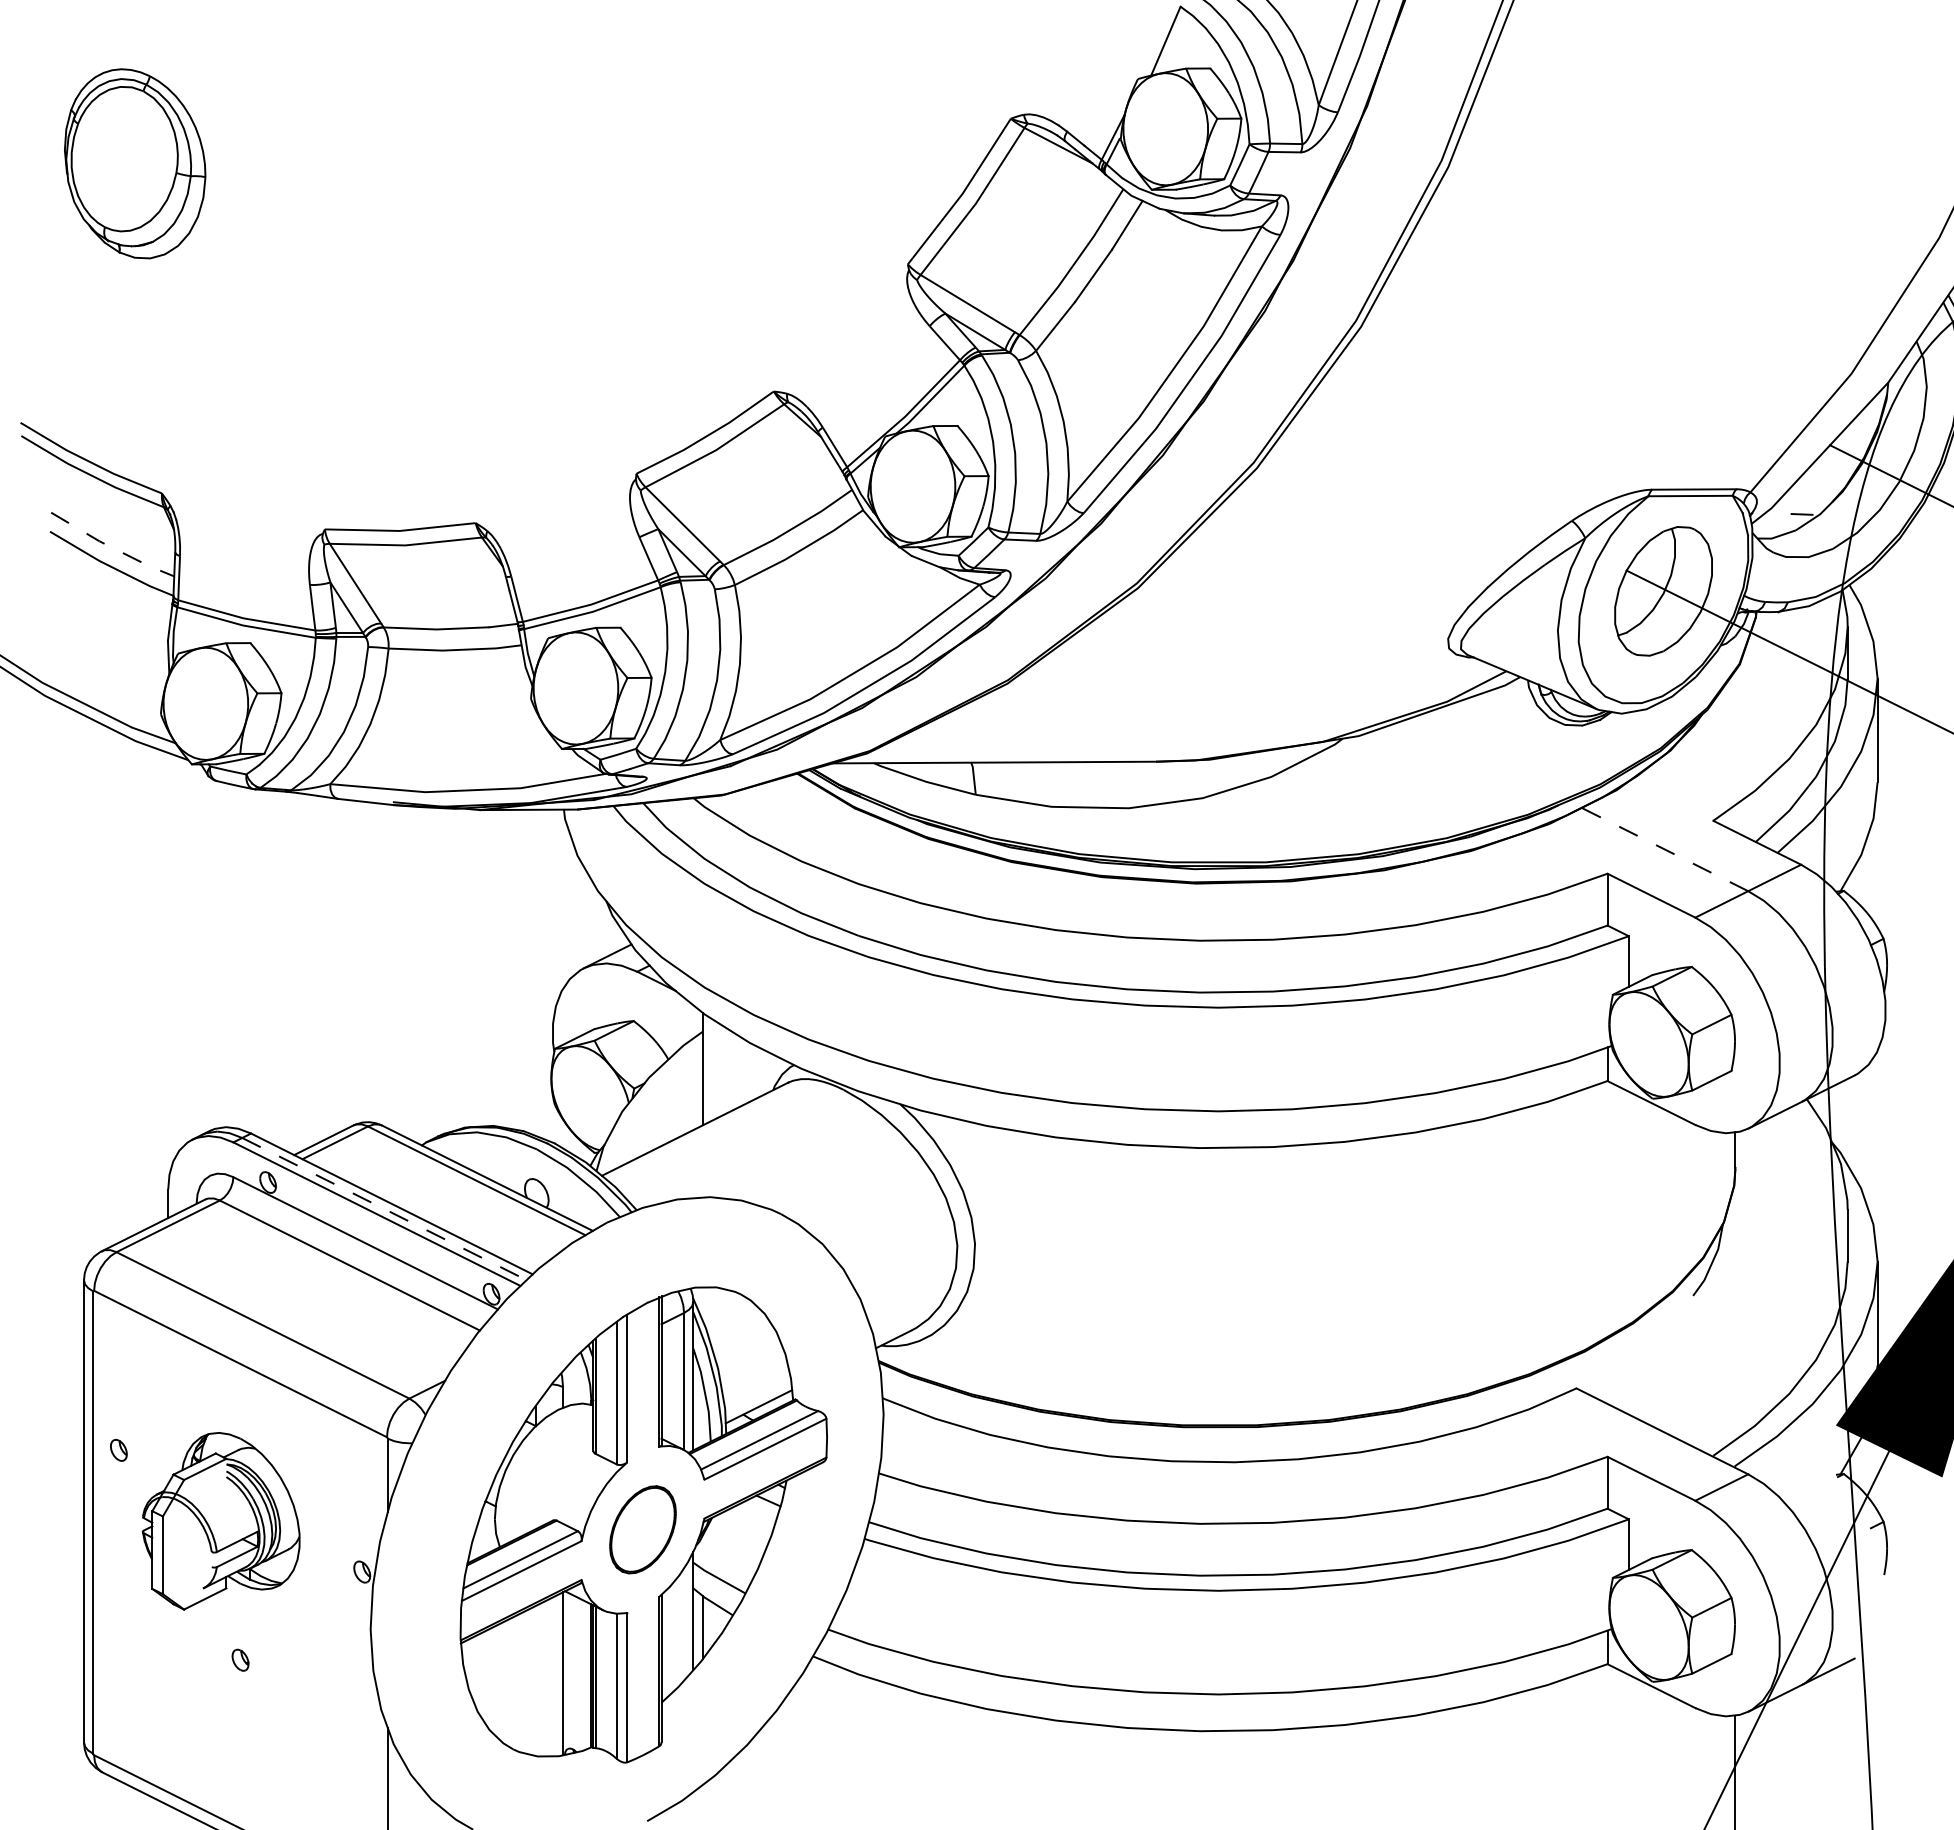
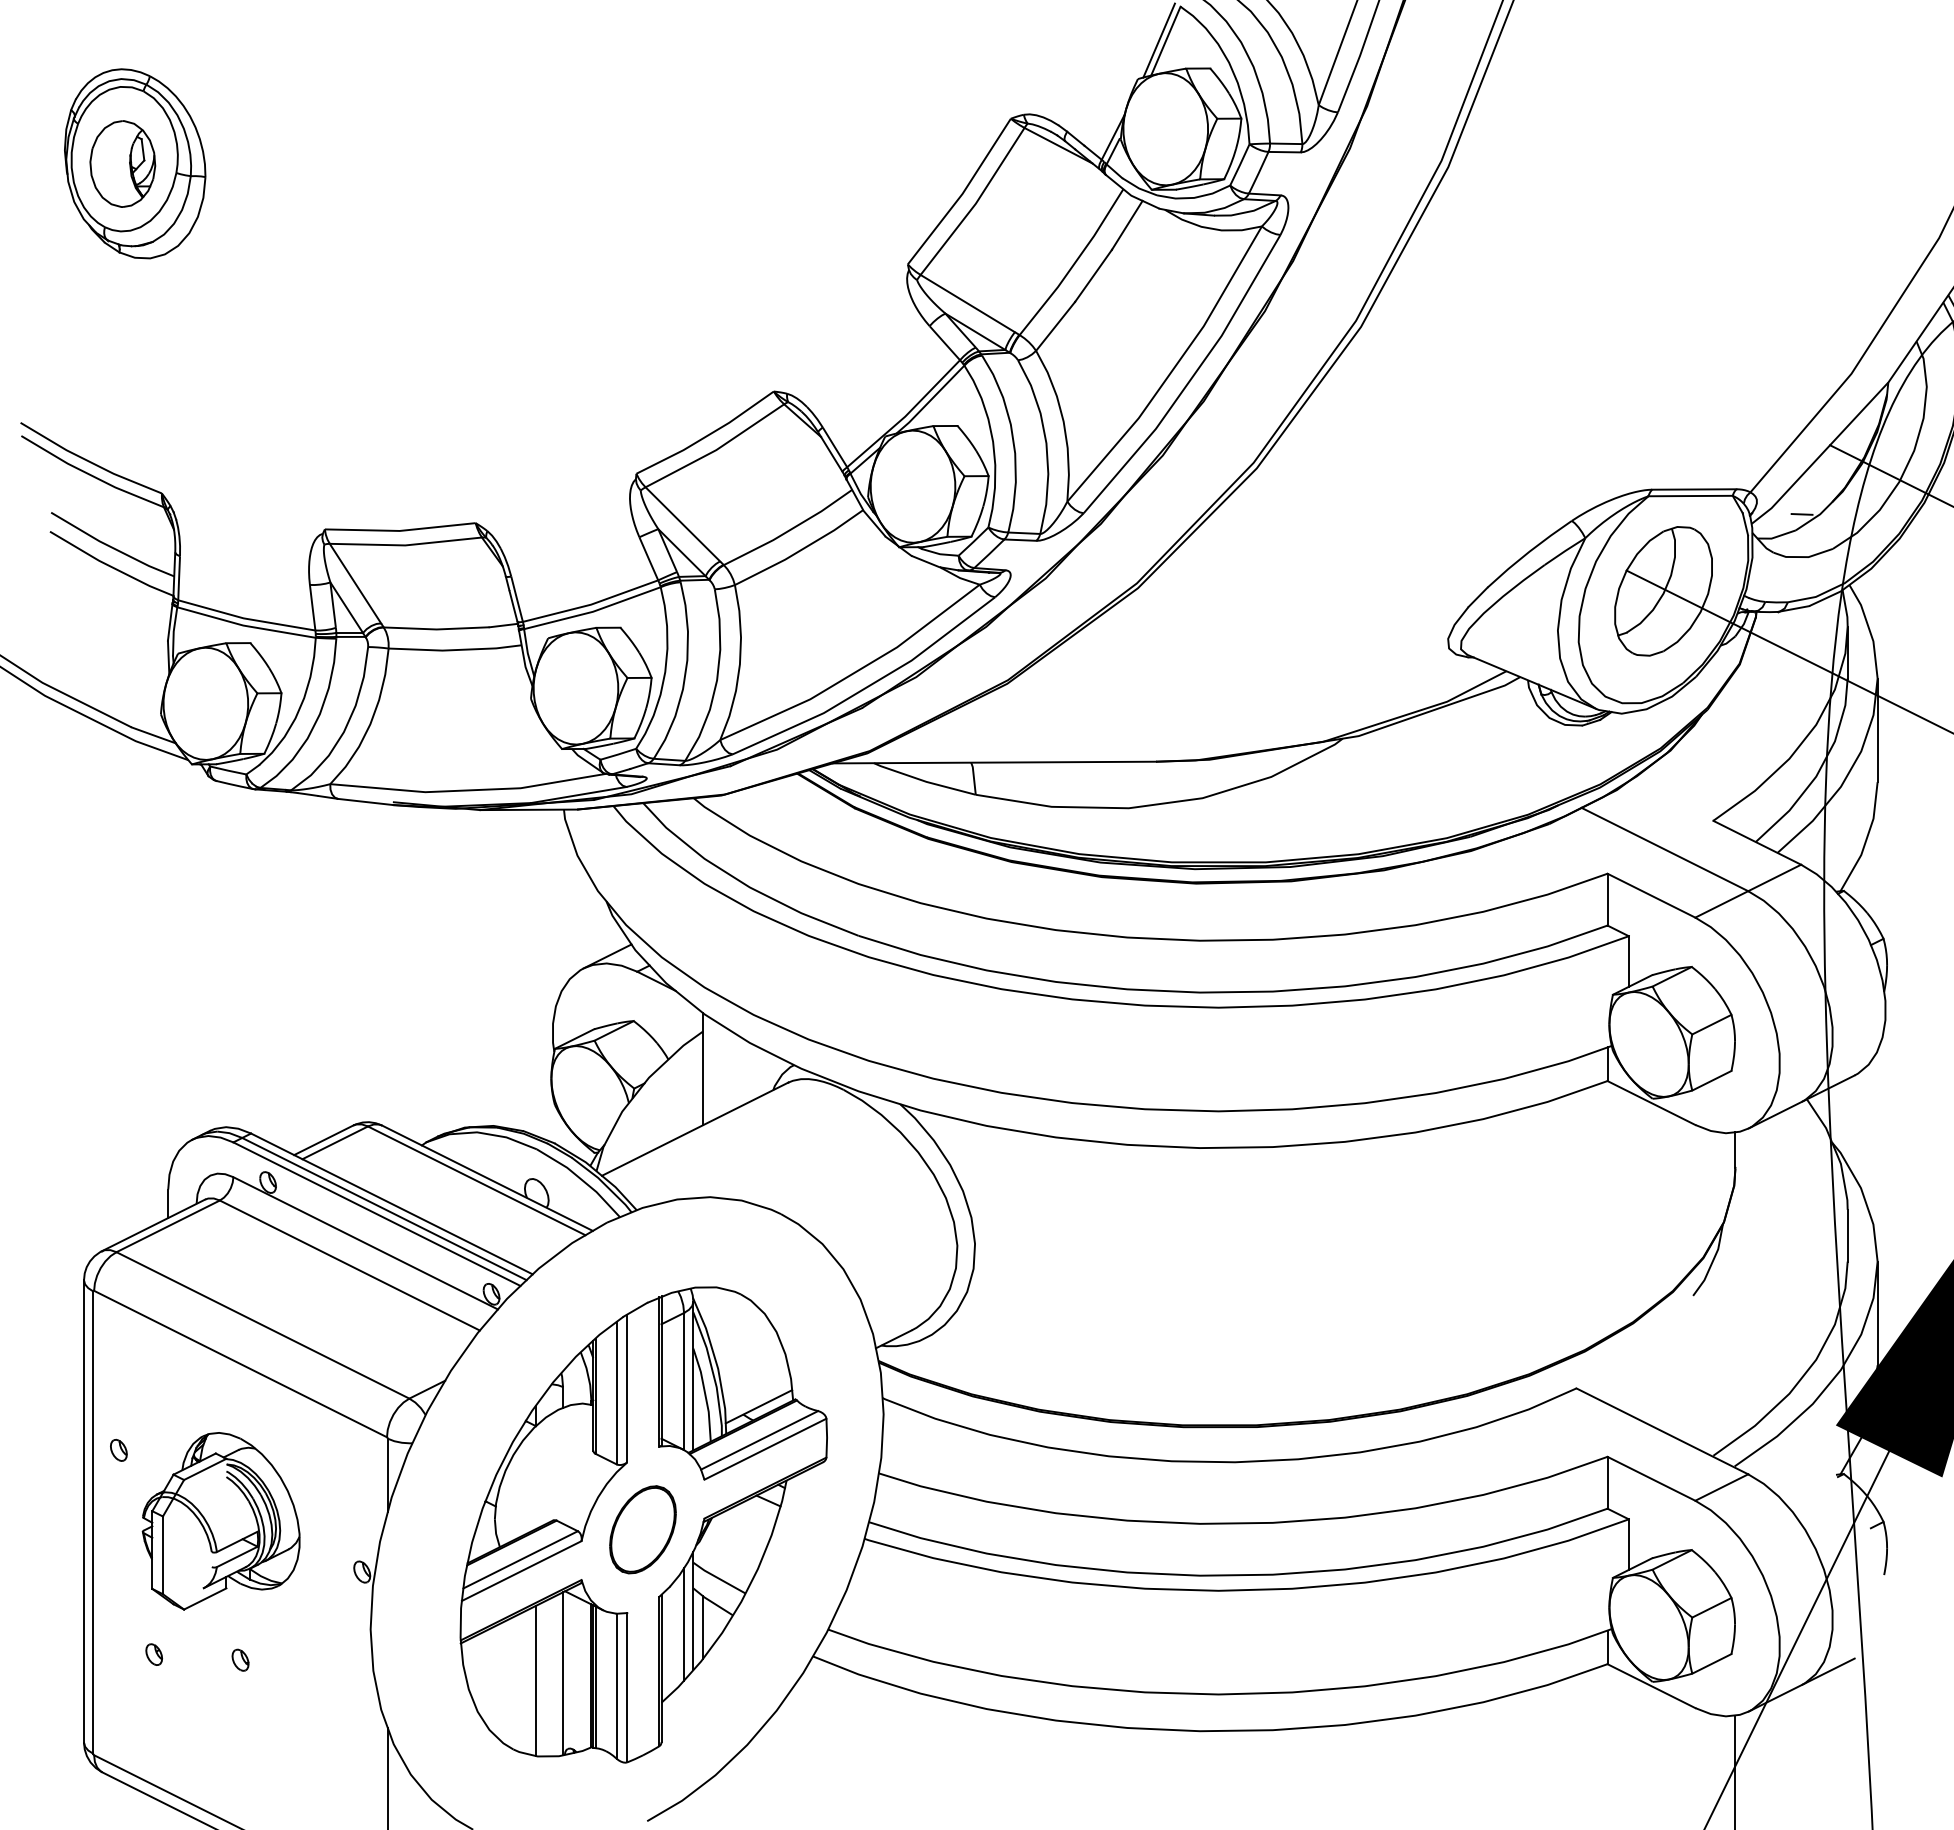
line: none -> present (1158, 40)
part: none -> present (122, 163)
line: dashed -> solid (111, 547)
line: dashed -> solid (1664, 849)
line: dashed -> solid (384, 1209)
line: none -> present (684, 1624)
part: none -> present (153, 1654)
line: none -> present (535, 1680)
